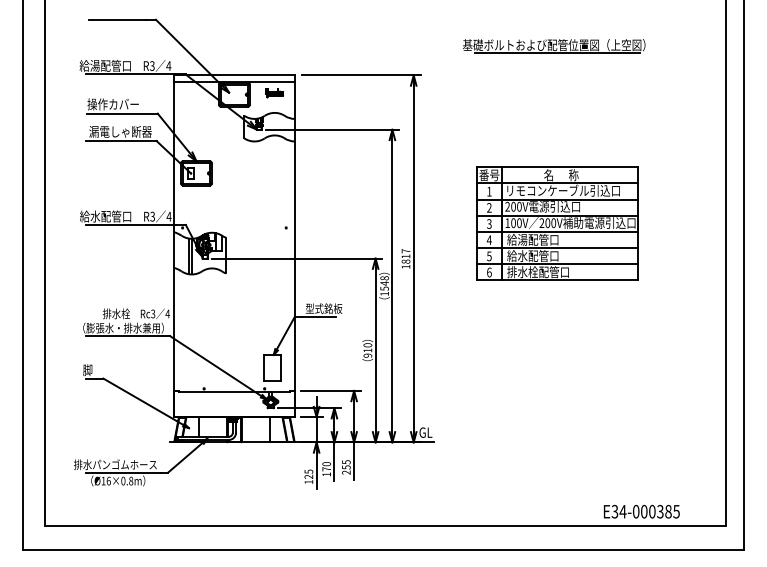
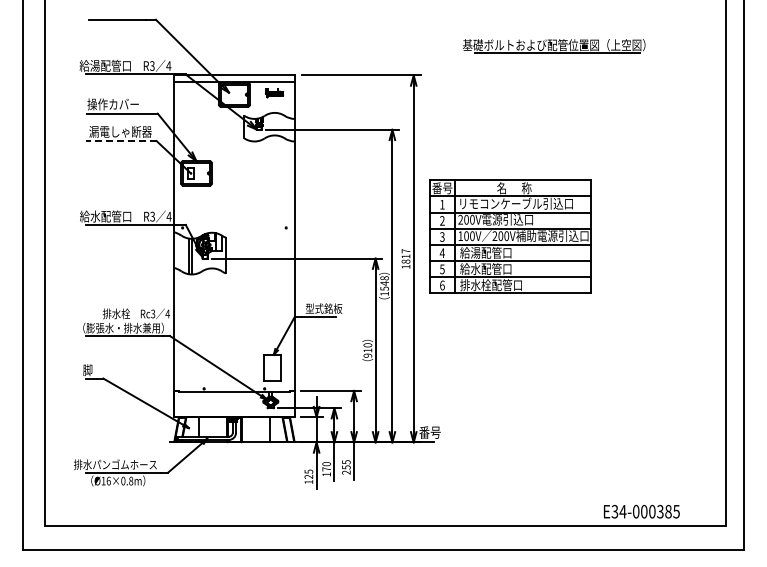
line: solid -> dashed (120, 141)
part position: (557, 223) -> (510, 236) (510, 236)
text: GL -> 番号 (429, 432)
